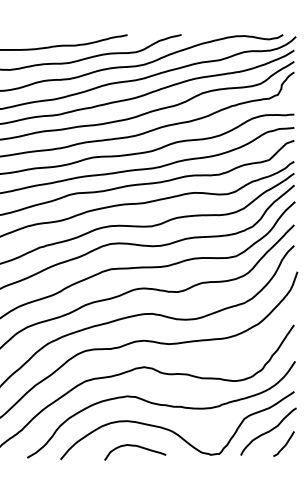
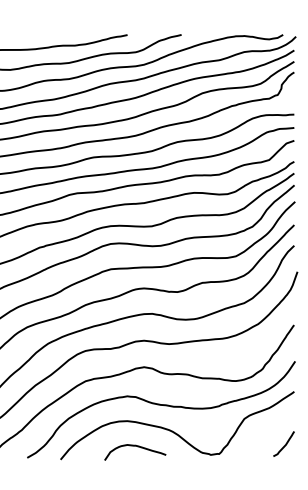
curve: present -> none (268, 431)
